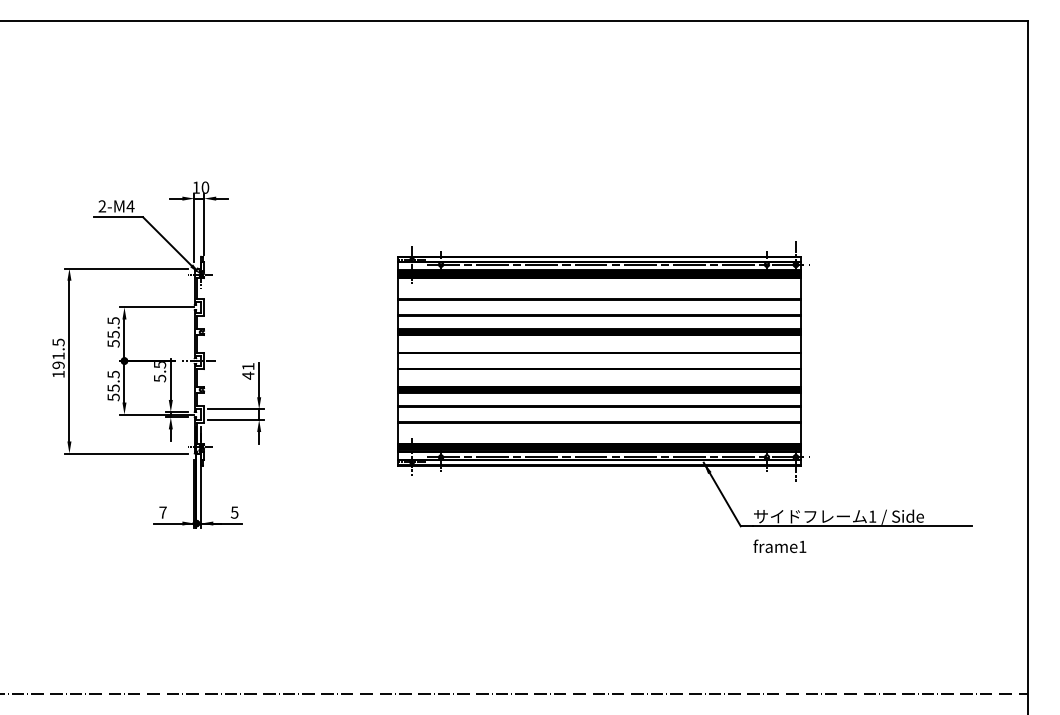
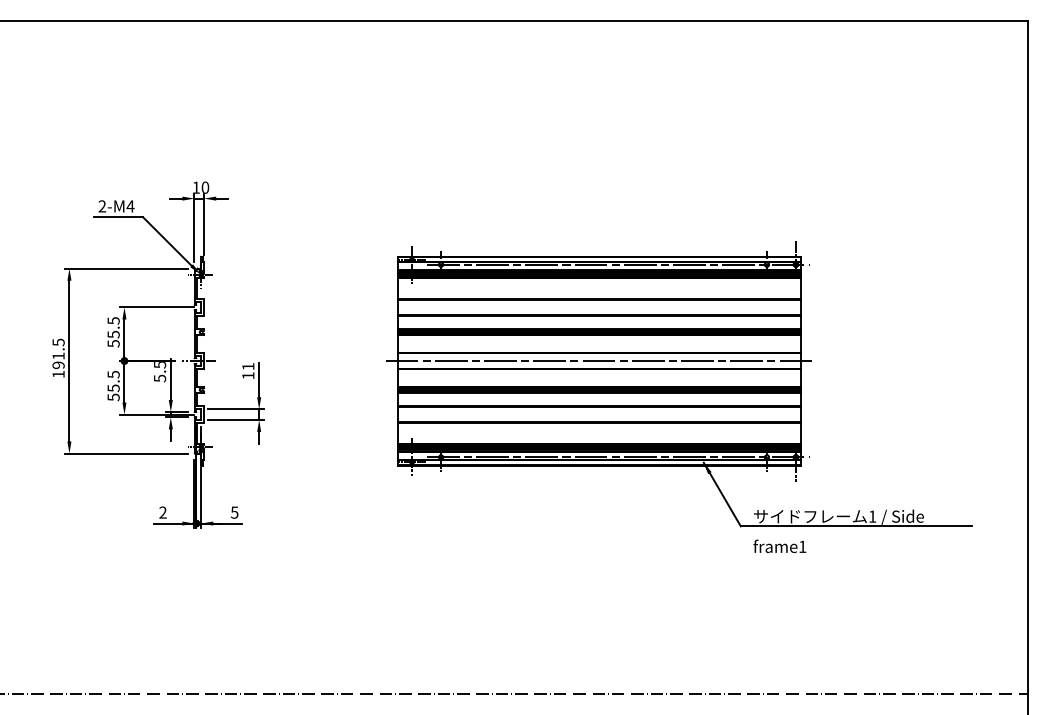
line: none -> present (598, 361)
text: 41 -> 11 (248, 375)
text: 7 -> 2 (162, 512)
